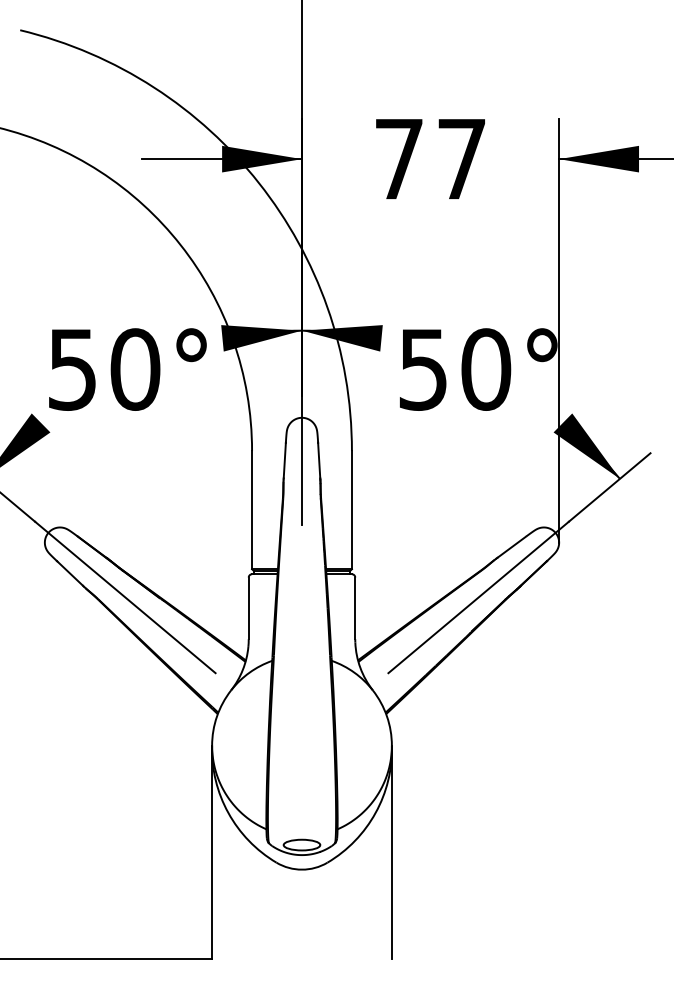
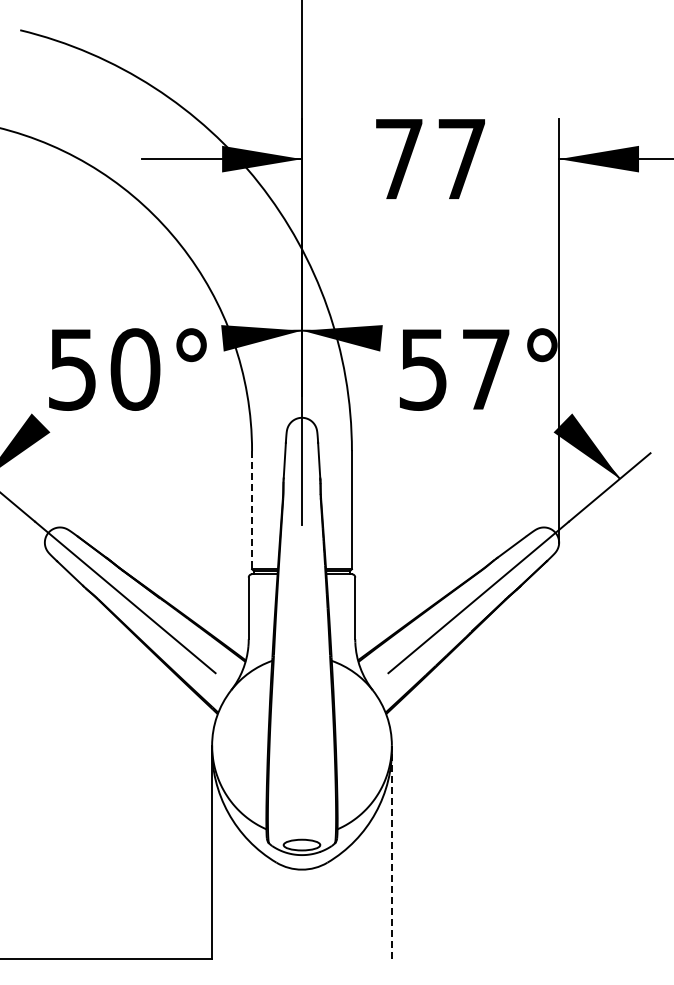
text: 50° -> 57° (486, 369)
line: solid -> dashed (252, 510)
line: solid -> dashed (391, 852)
